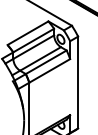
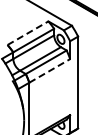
line: solid -> dashed (28, 33)
line: solid -> dashed (49, 70)
